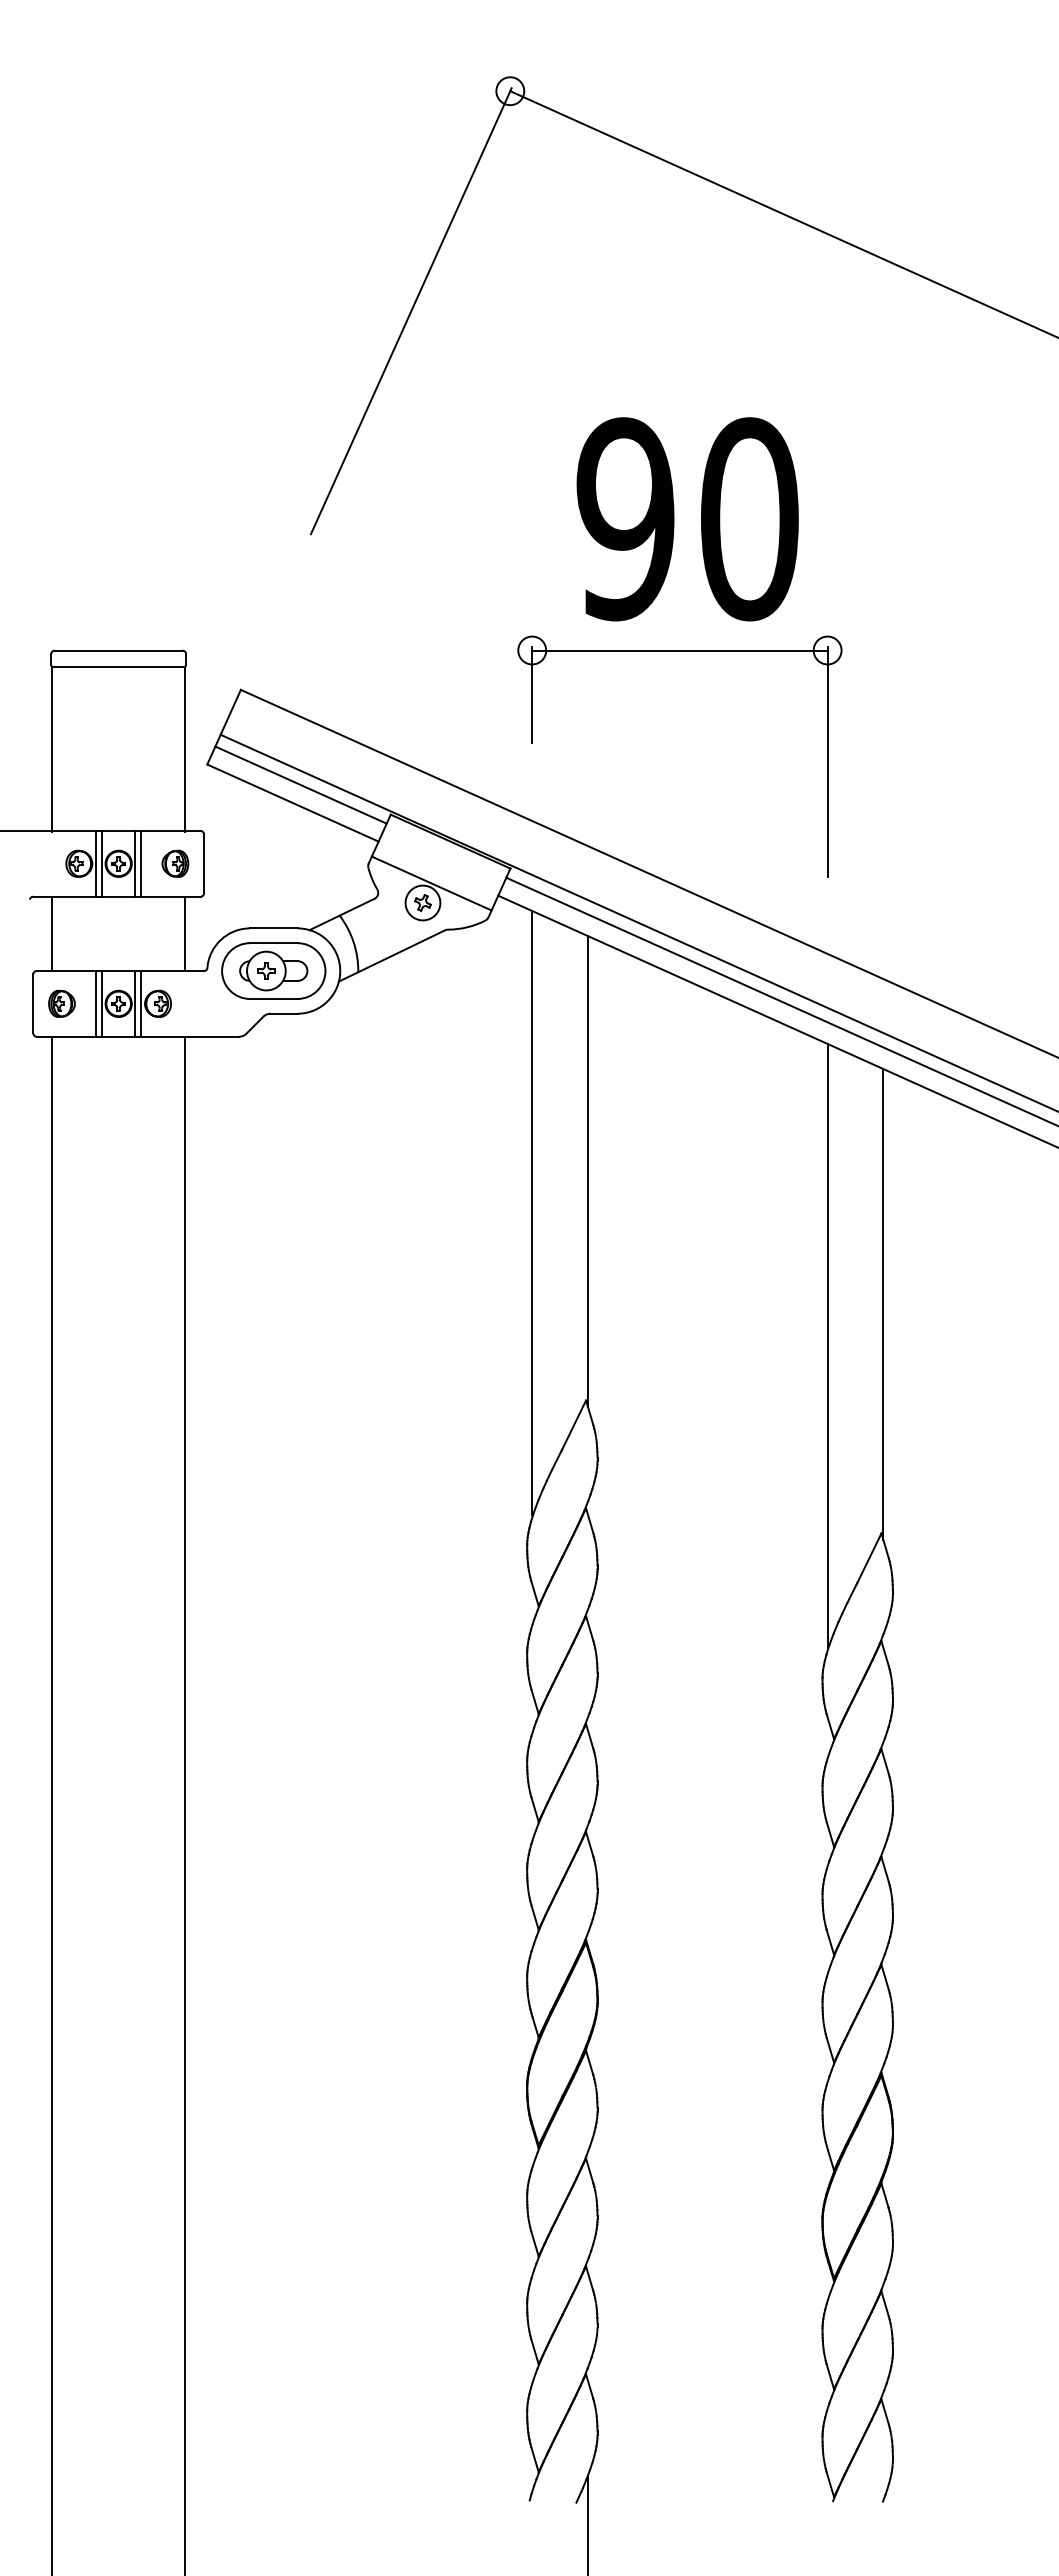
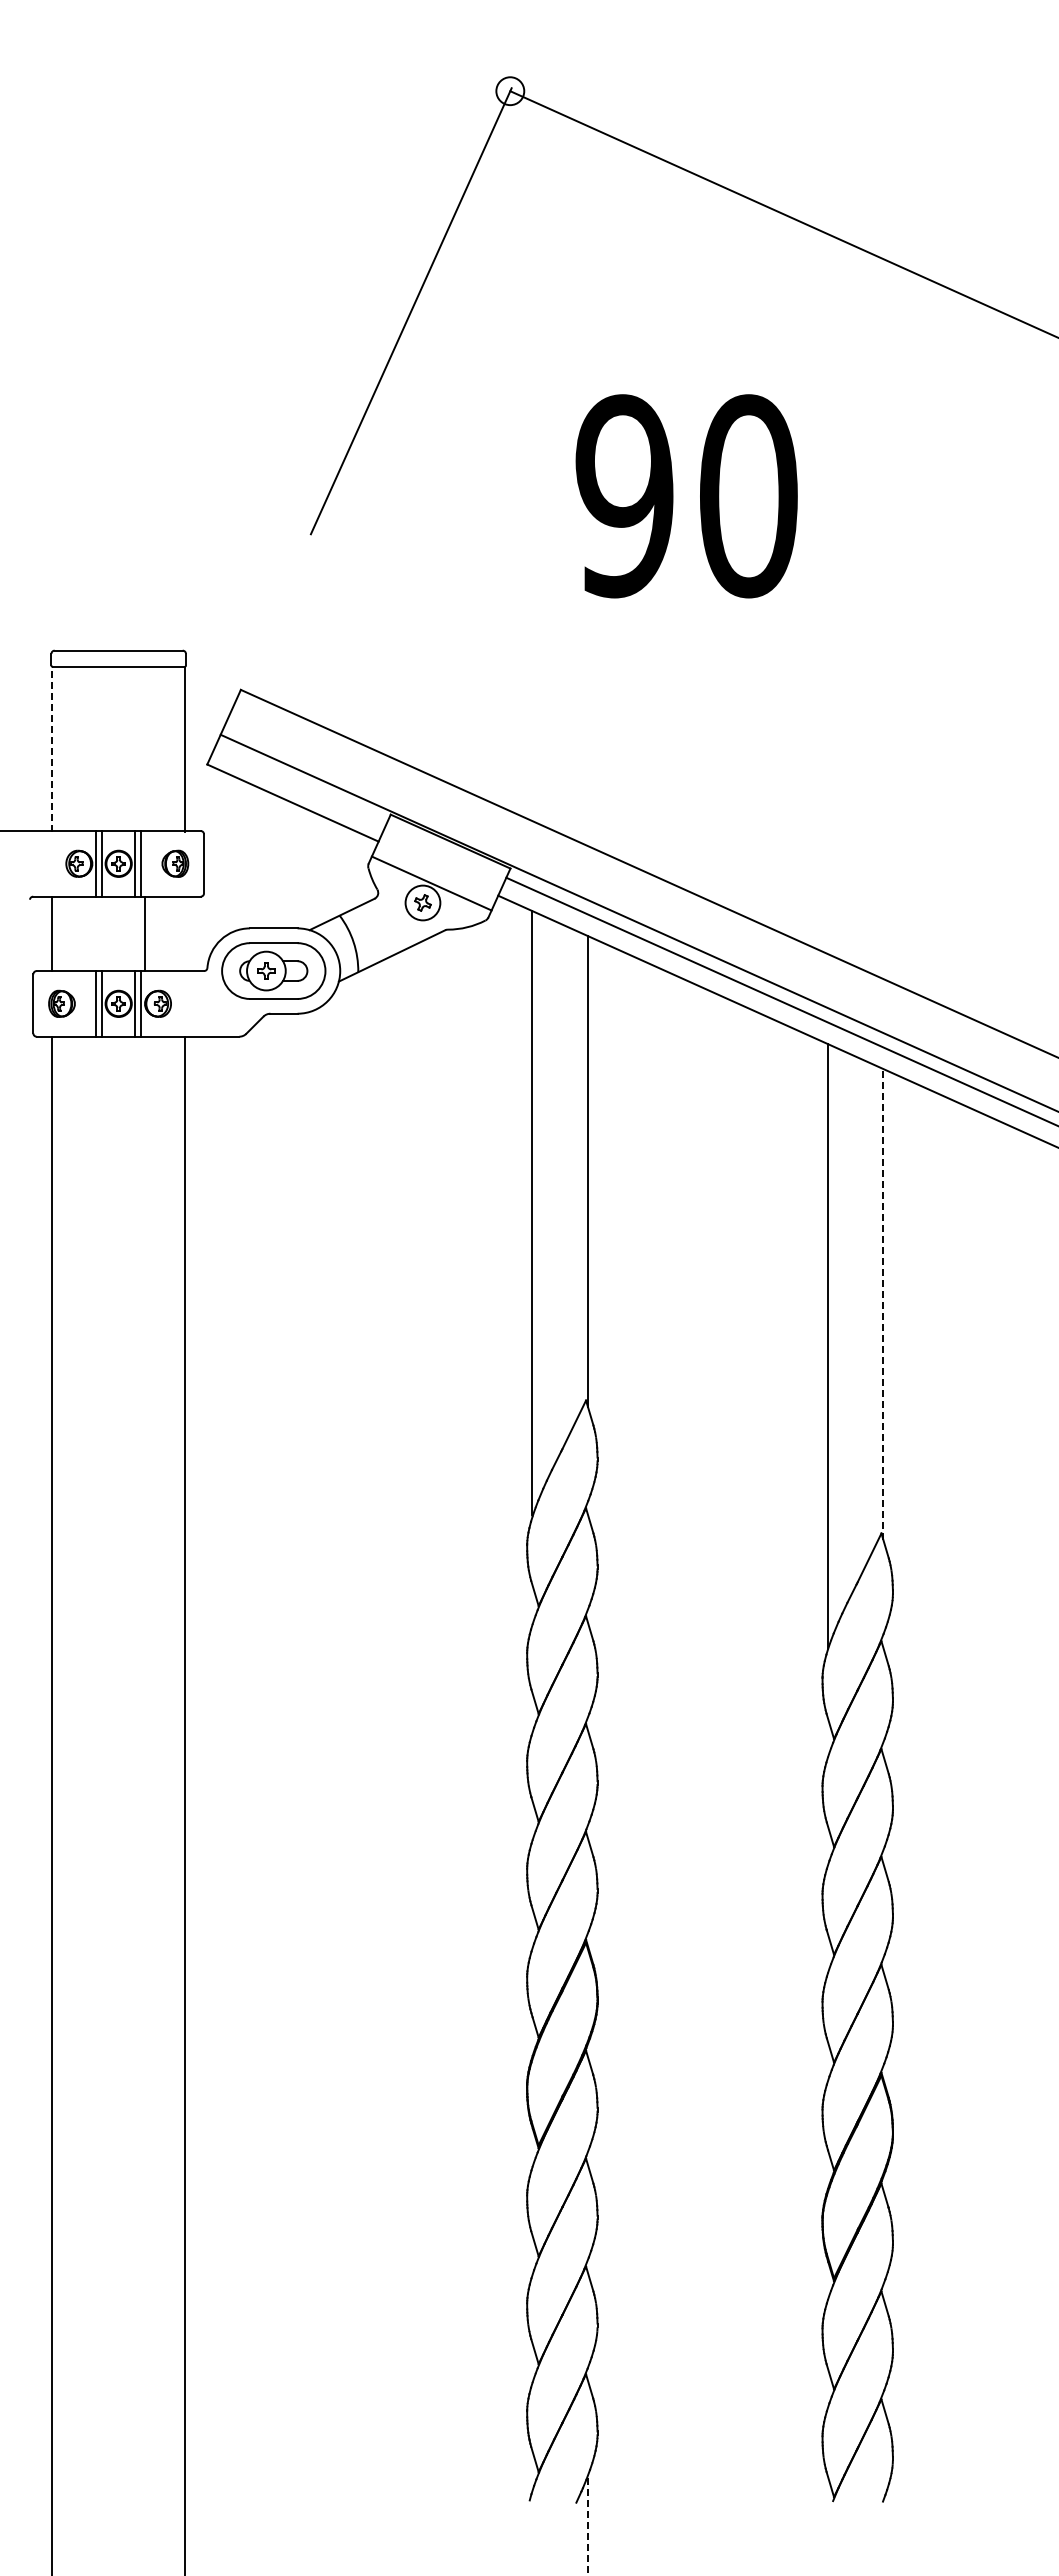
text position: (687, 519) -> (686, 496) (686, 496)
part: present -> none (679, 651)
line: solid -> dashed (52, 748)
line: present -> none (300, 784)
line position: (185, 933) -> (145, 933) (145, 933)
line: solid -> dashed (883, 1304)
line: solid -> dashed (588, 2525)
